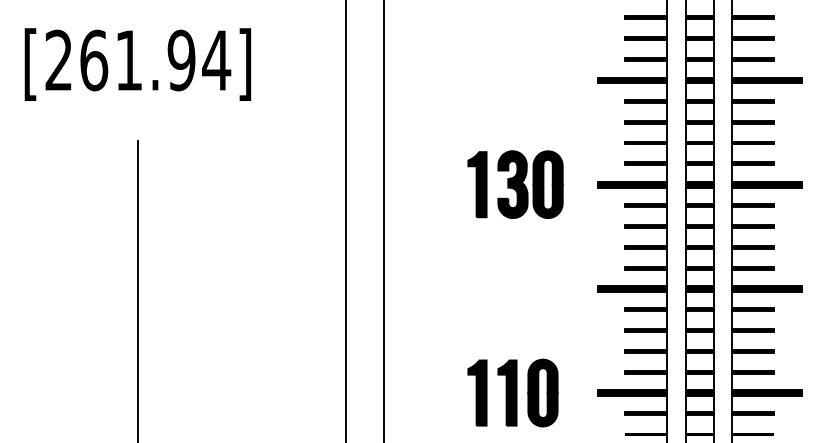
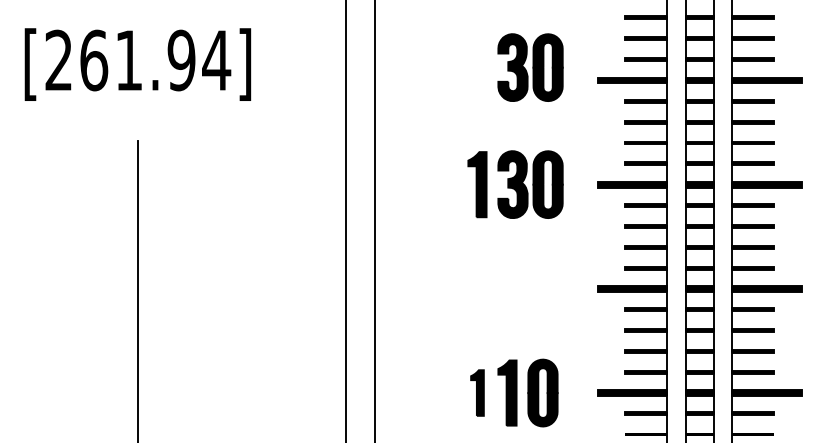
part: none -> present (530, 67)
line position: (383, 220) -> (374, 220) (374, 220)
part size: 21x68 px -> 15x48 px (477, 392)
